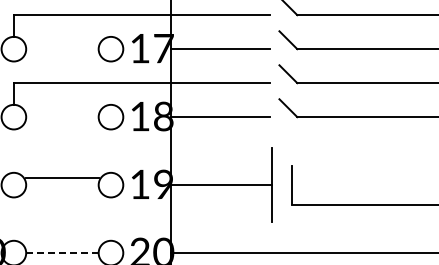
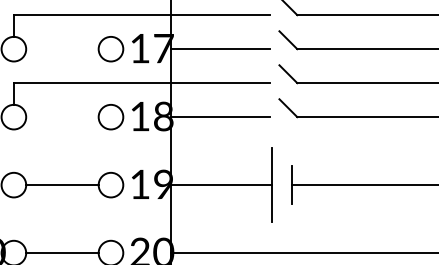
line position: (62, 178) -> (62, 185) (62, 185)
line position: (363, 205) -> (363, 185) (363, 185)
line: dashed -> solid (62, 253)
